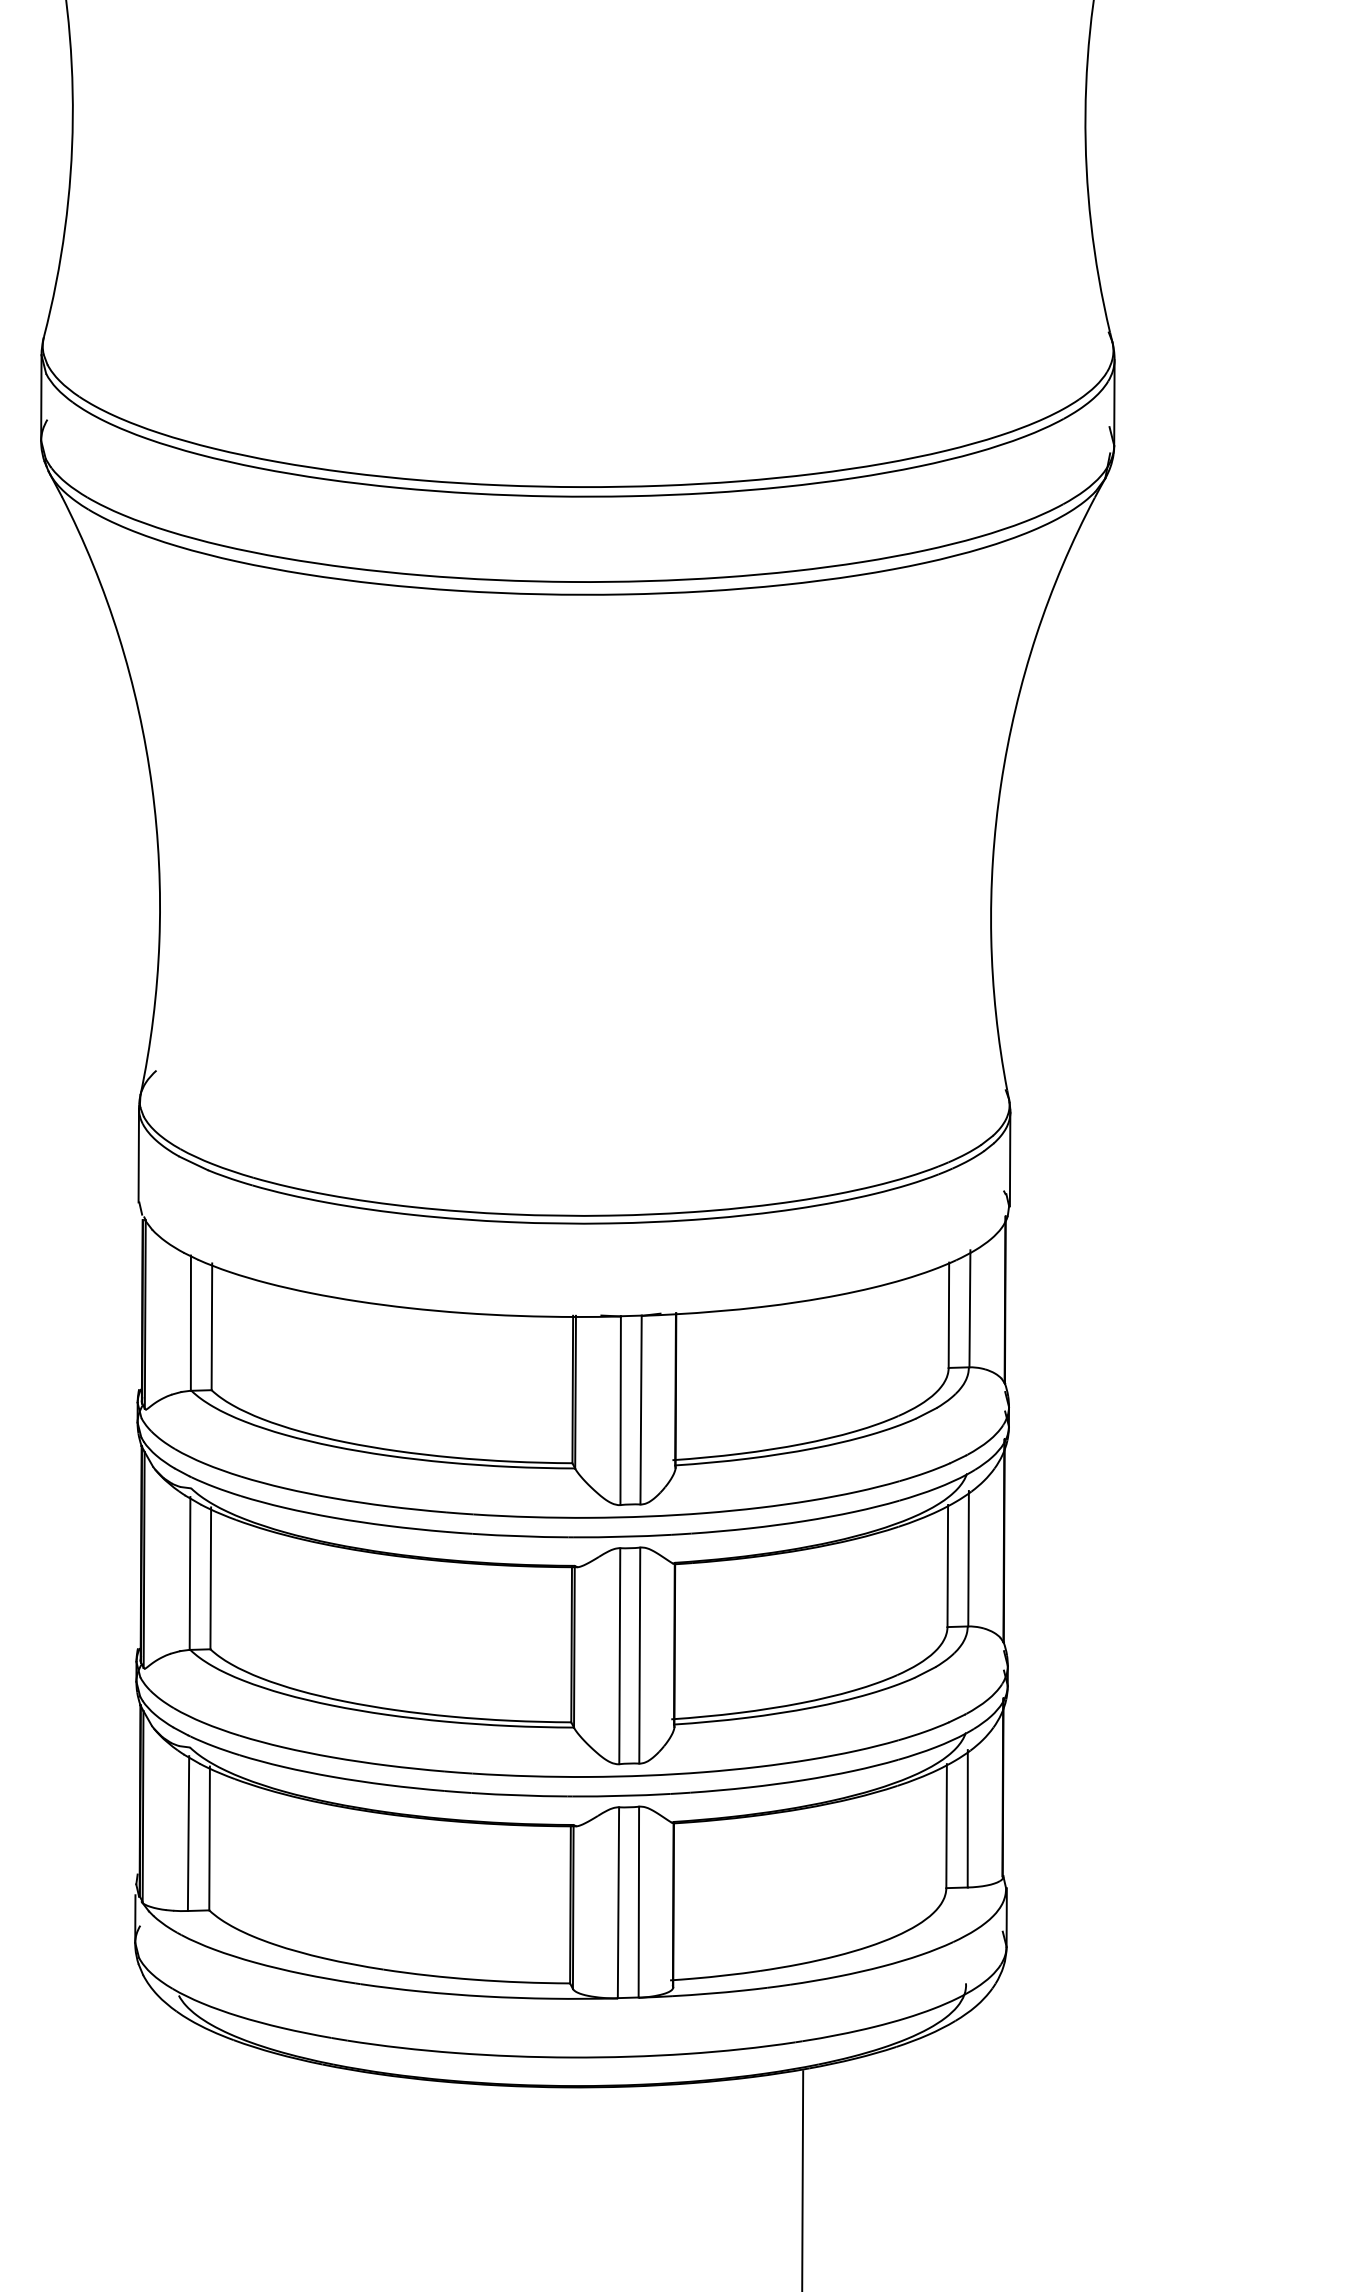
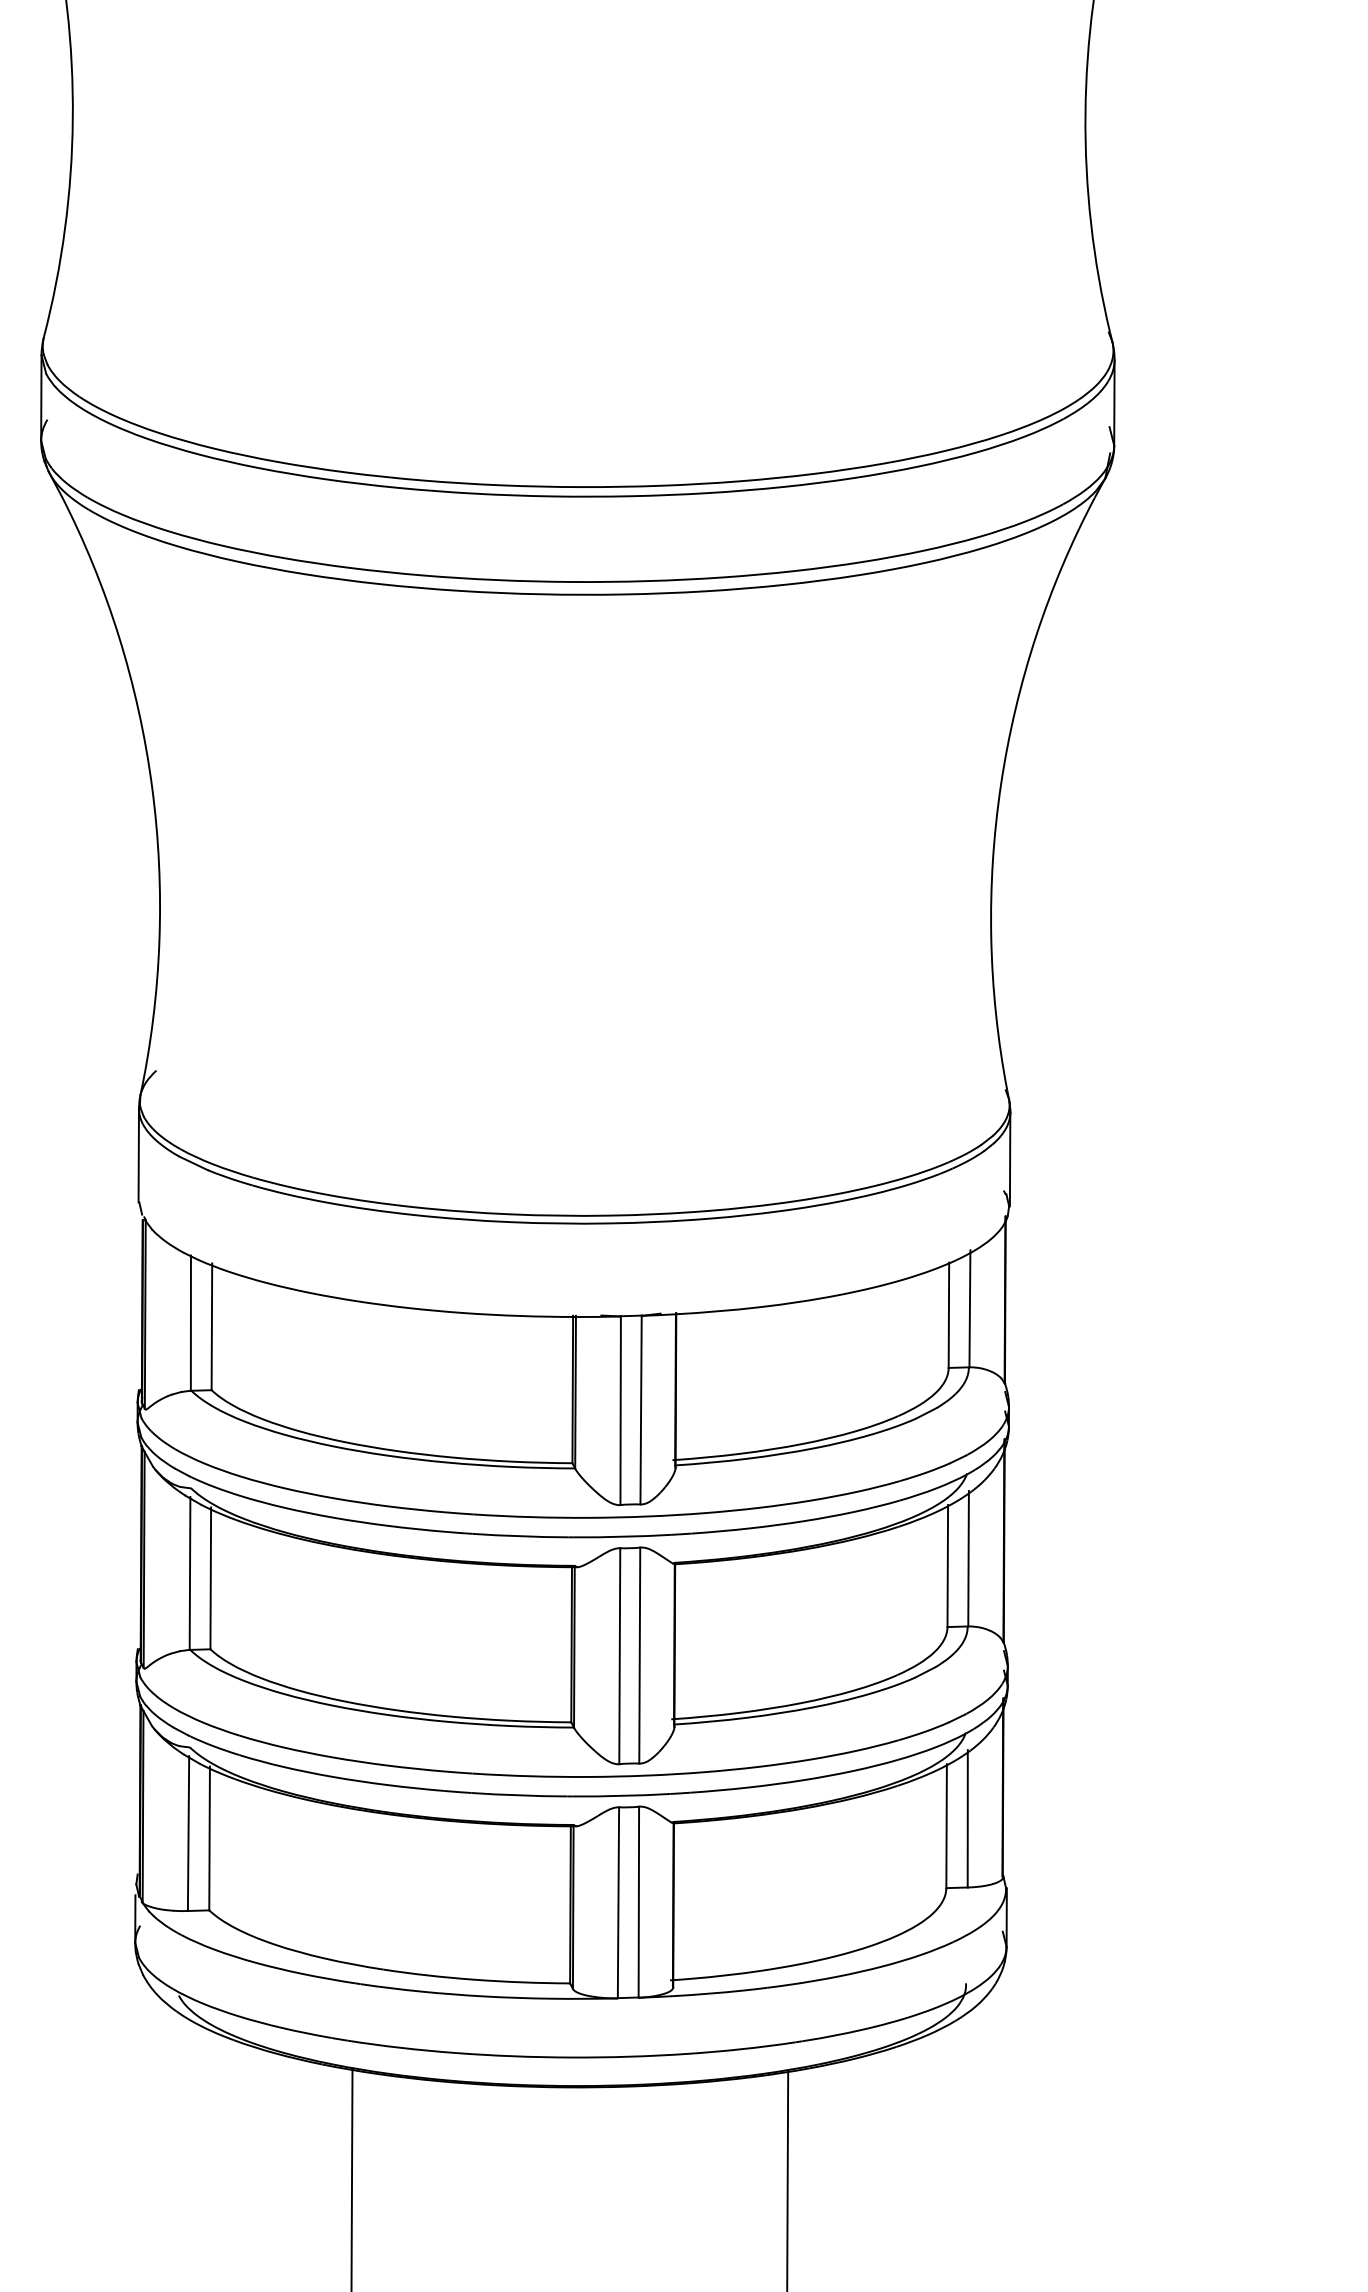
line: none -> present (351, 2178)
line position: (802, 2179) -> (787, 2179) (787, 2179)
